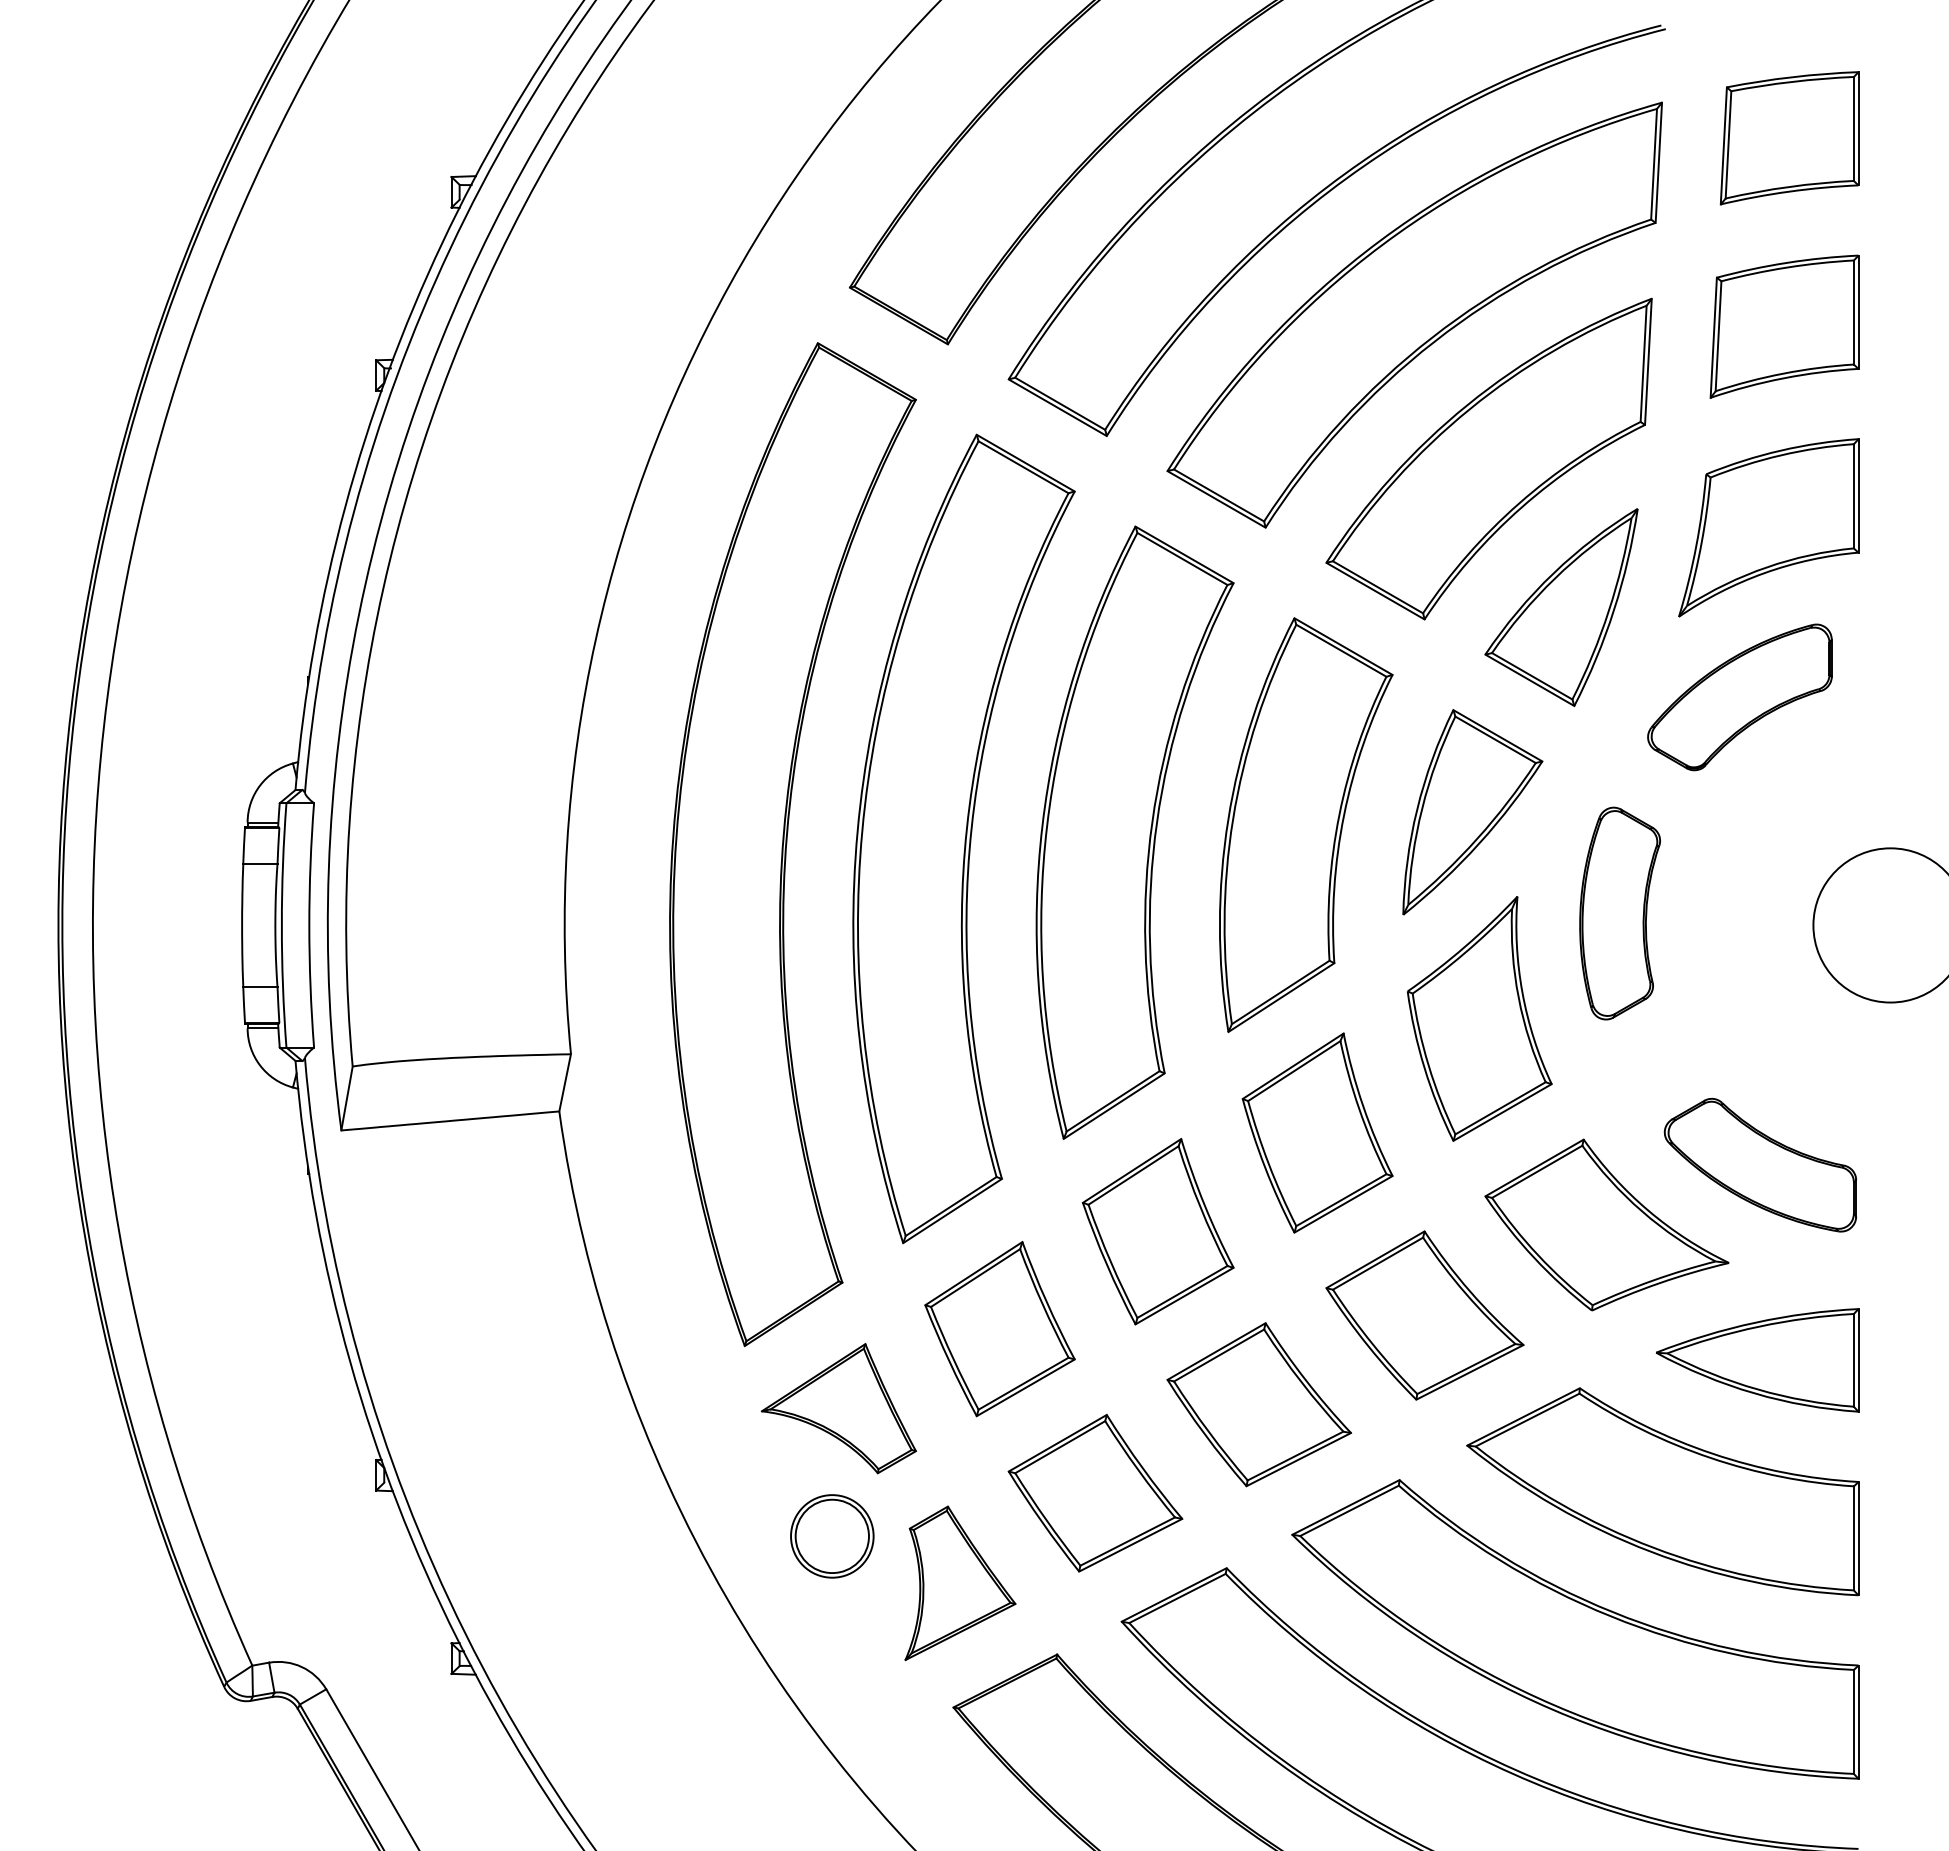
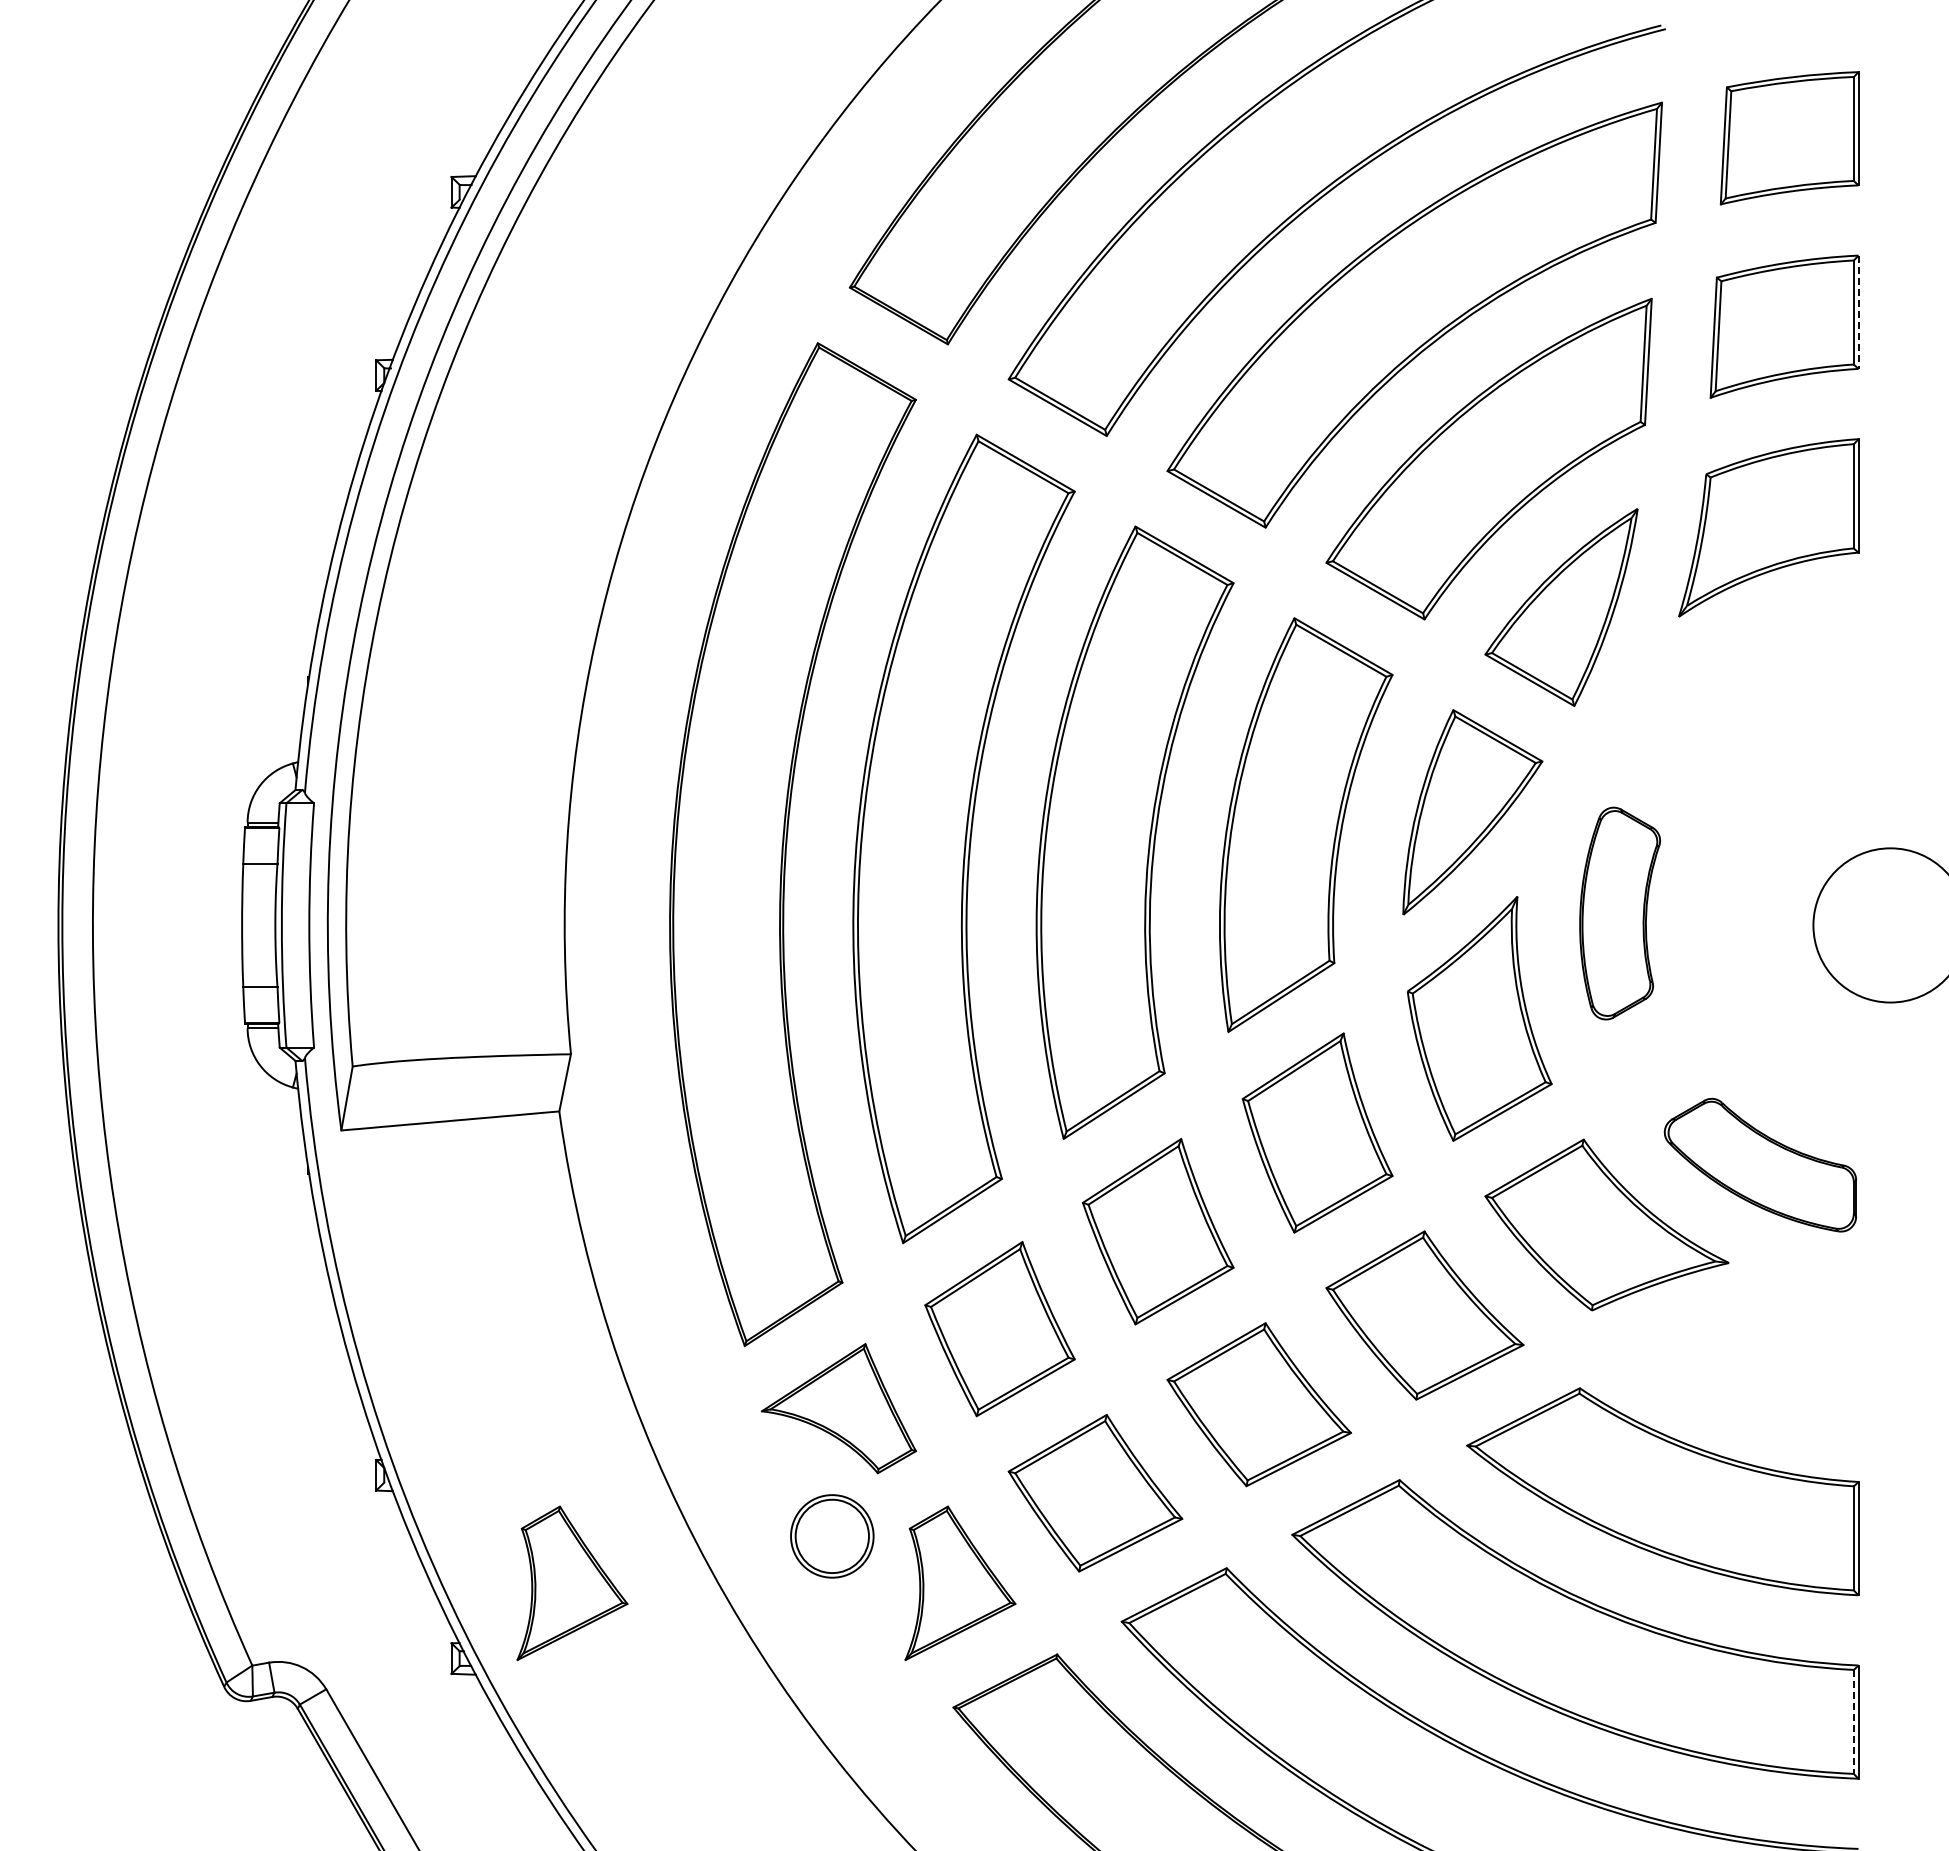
line: solid -> dashed (1858, 312)
part: present -> none (1739, 697)
part: present -> none (1757, 1360)
part: none -> present (572, 1583)
line: solid -> dashed (1853, 1721)
